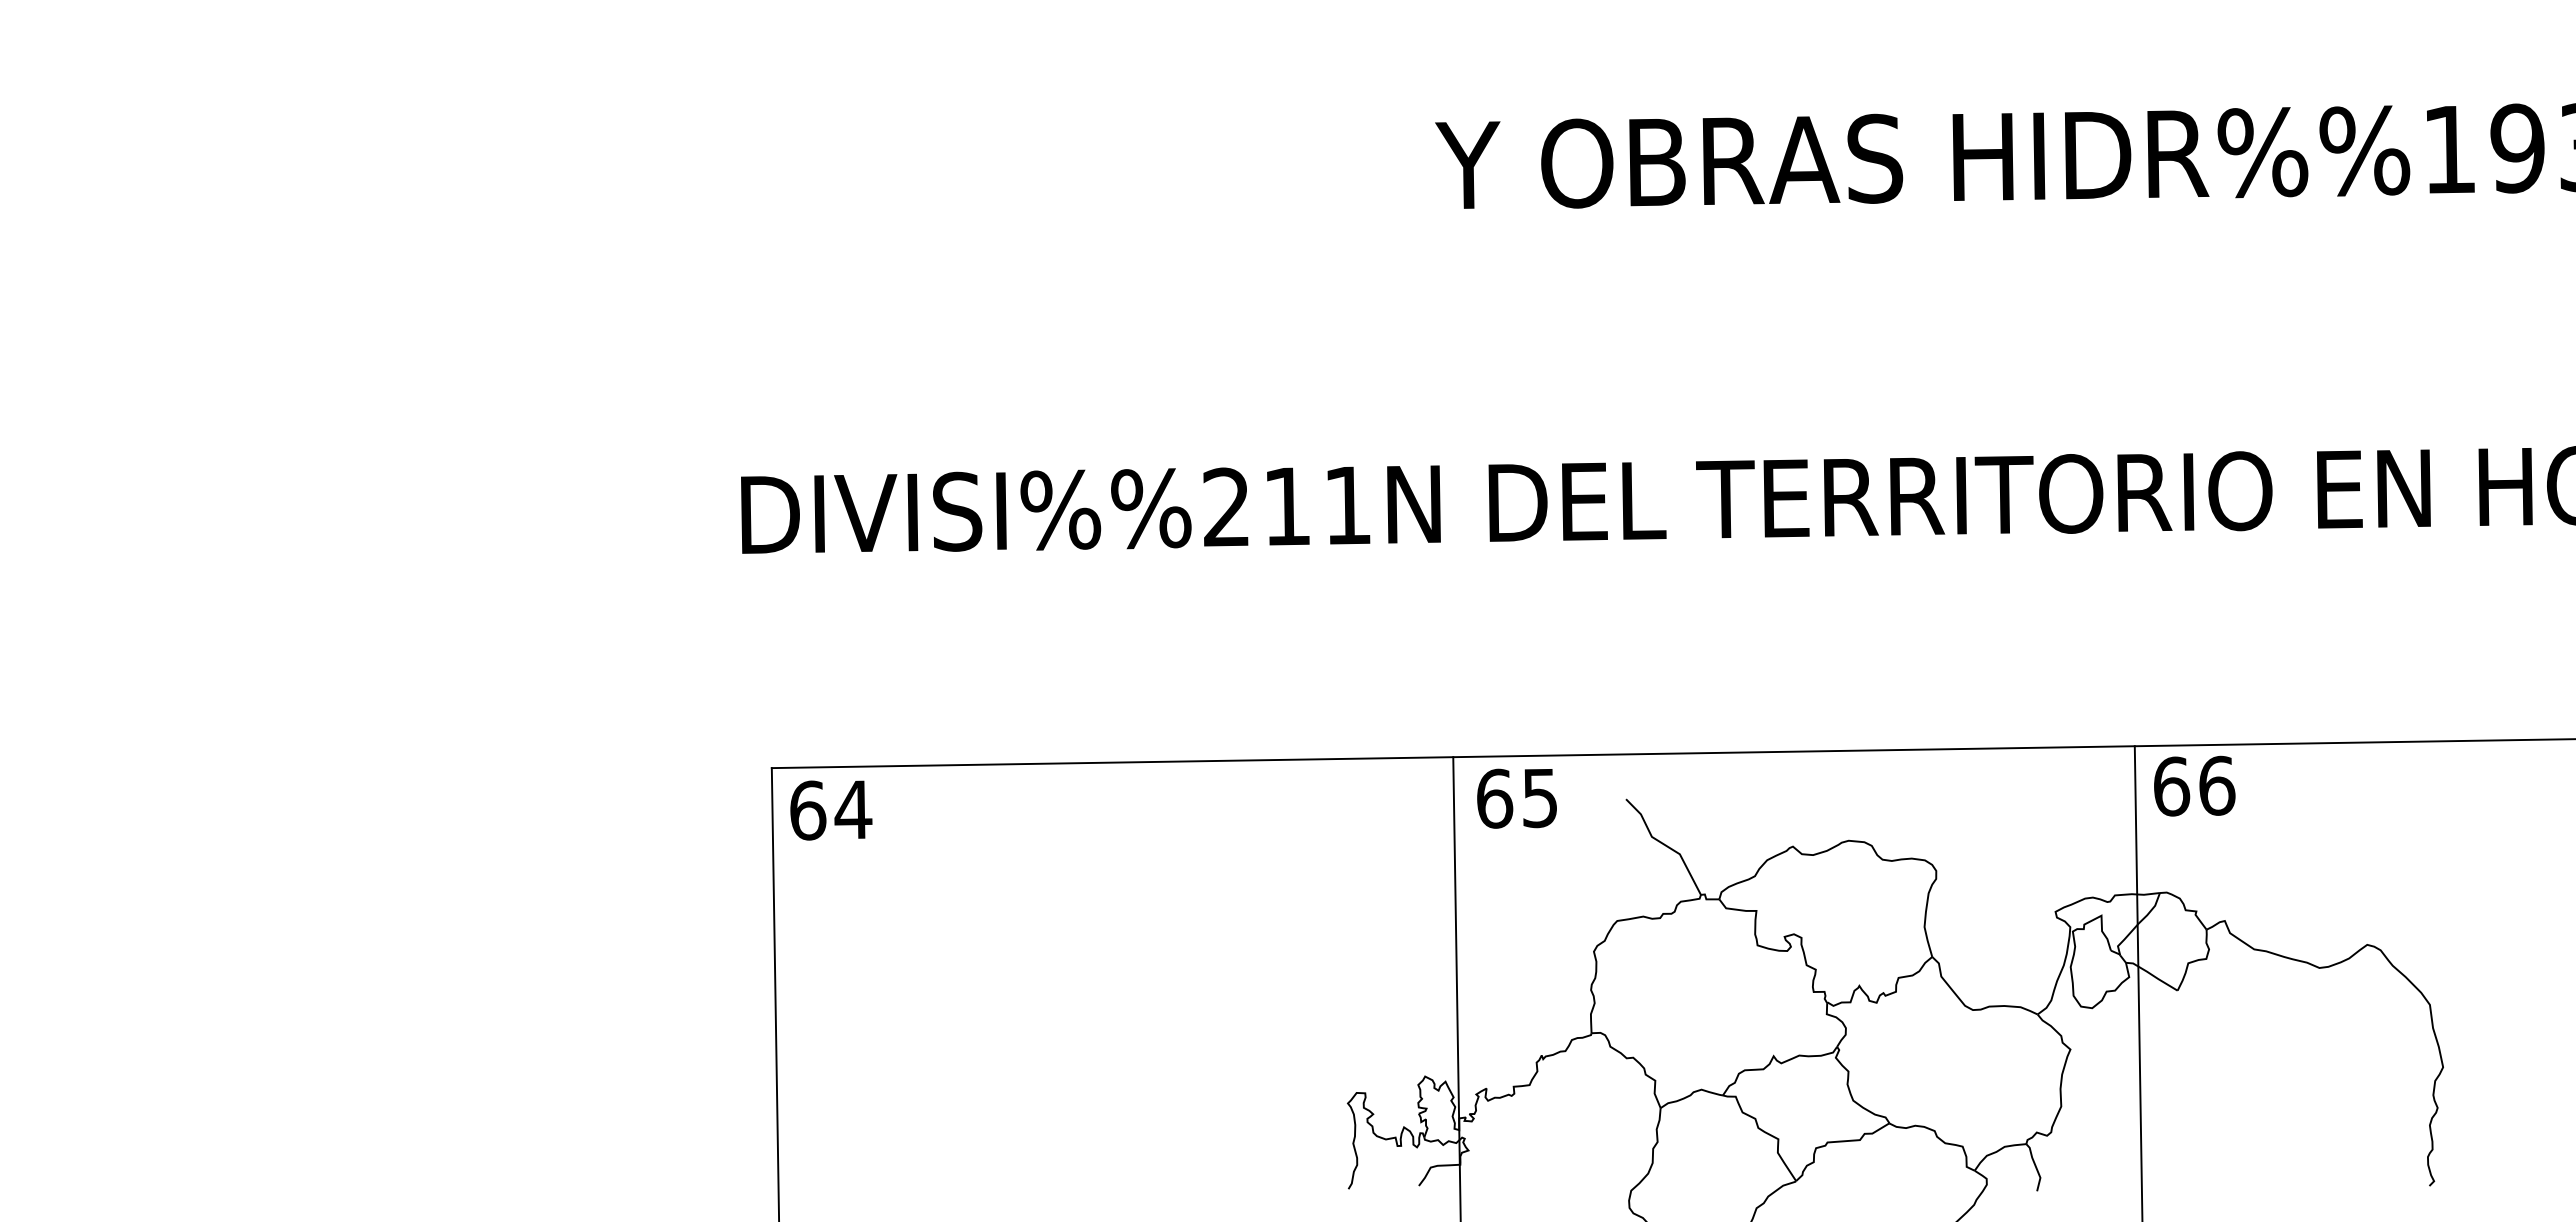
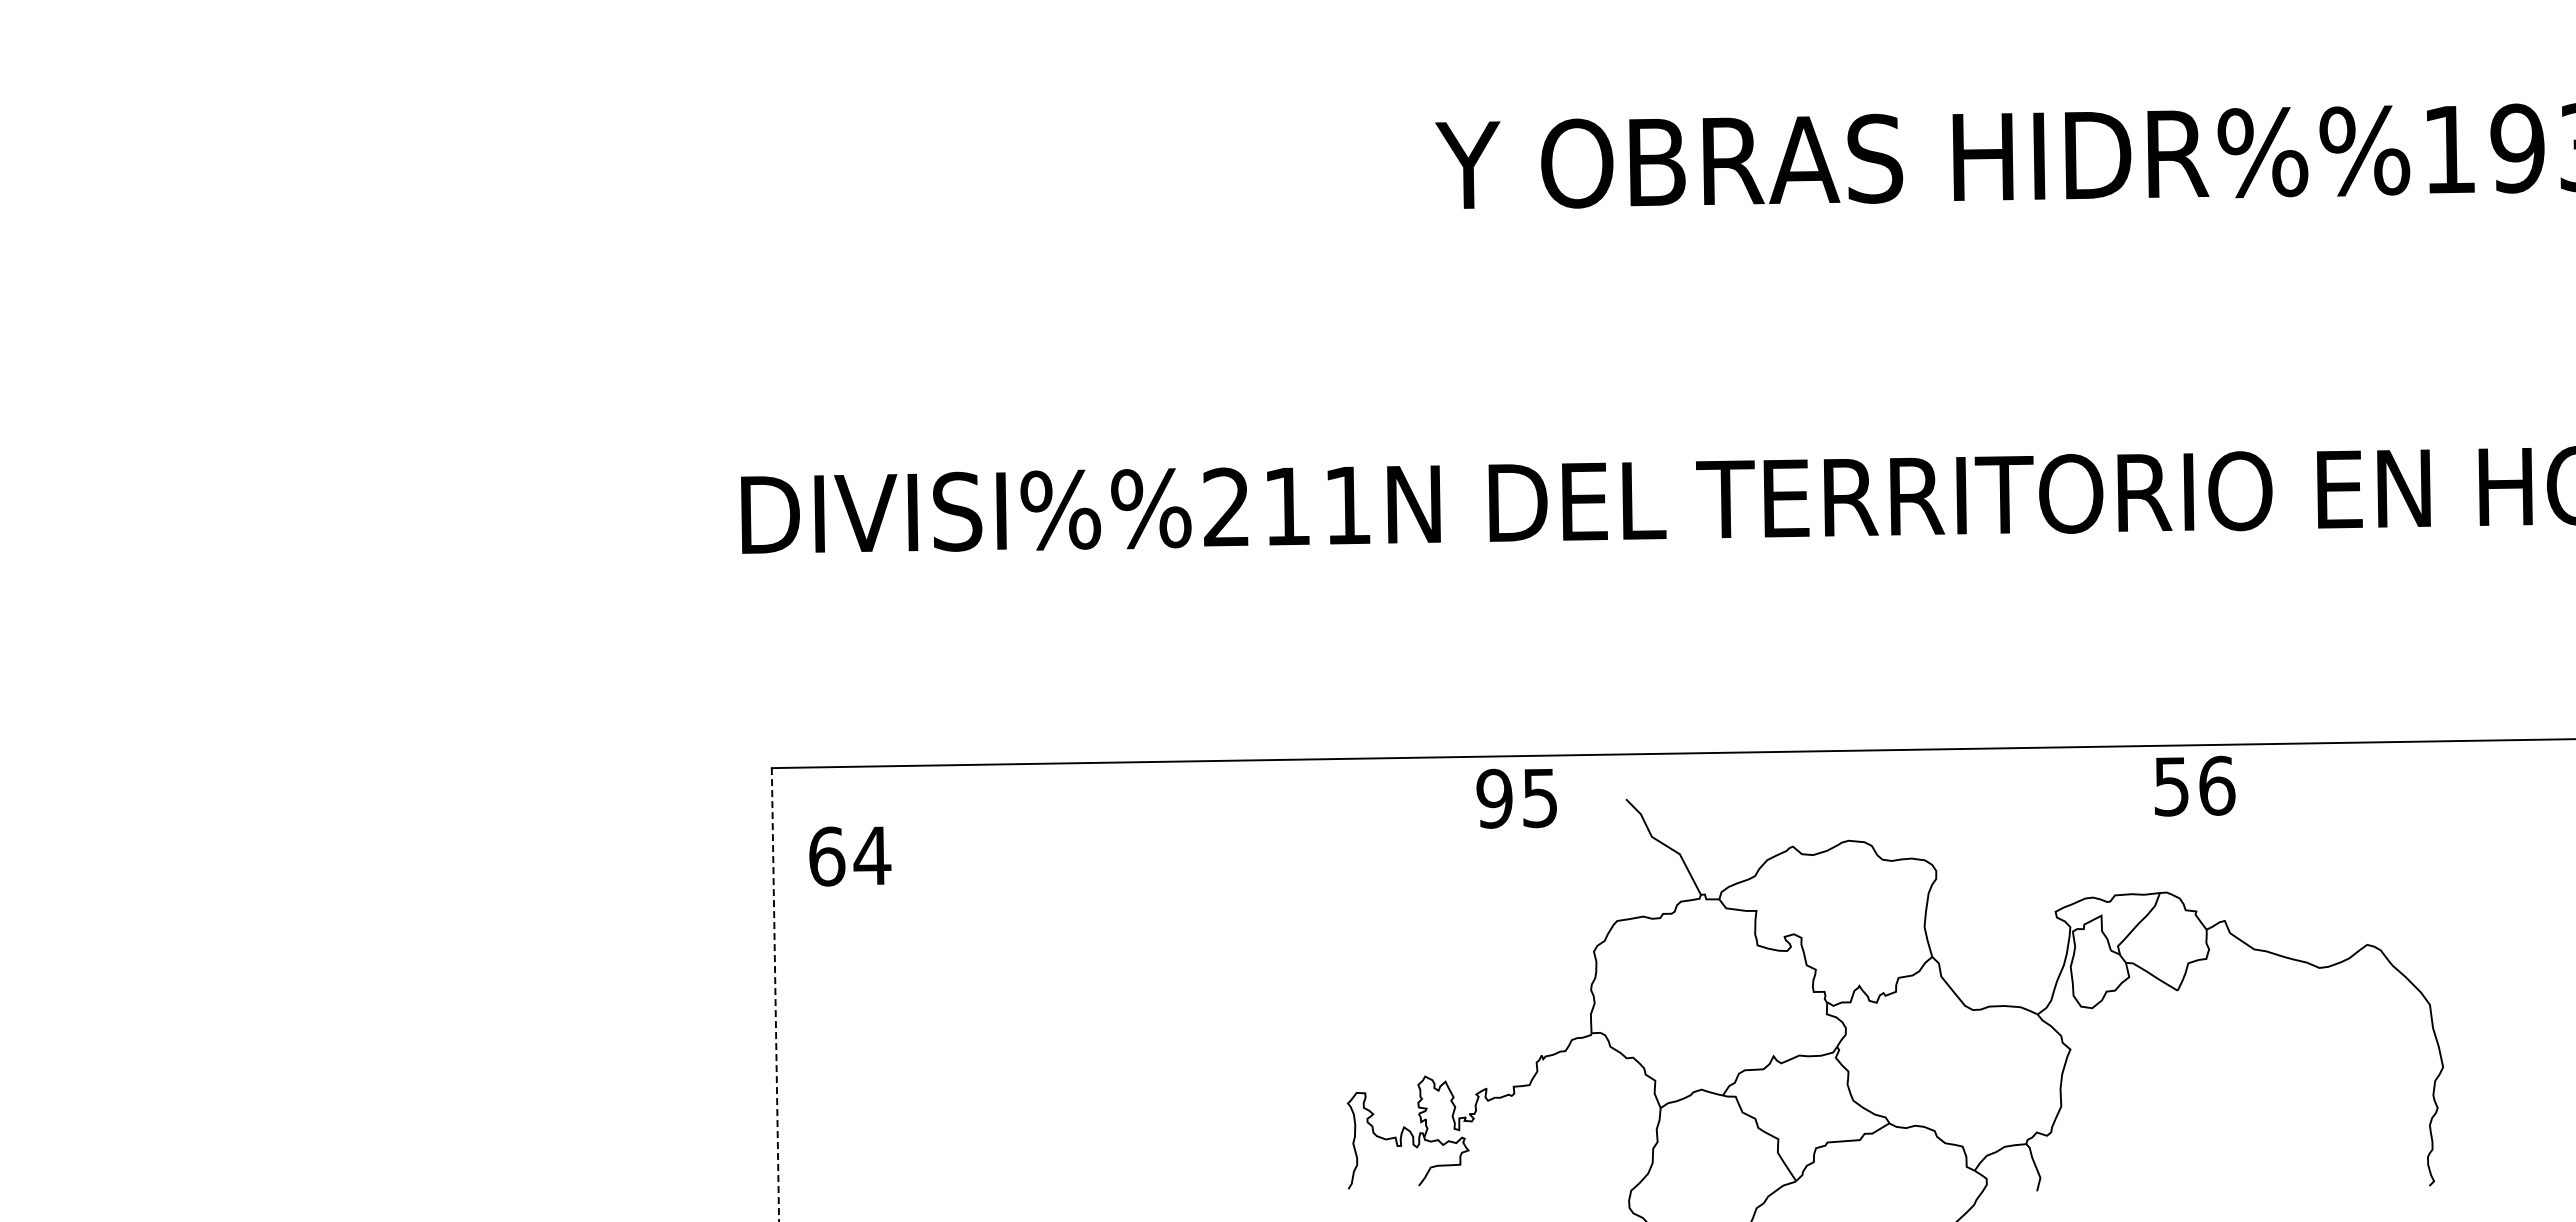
text: 66 -> 56 (2172, 786)
text: 65 -> 95 (1494, 798)
text position: (831, 810) -> (850, 856) (850, 856)
line: present -> none (2138, 982)
line: present -> none (1456, 987)
line: solid -> dashed (775, 994)
